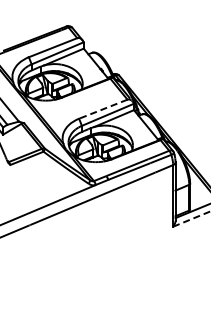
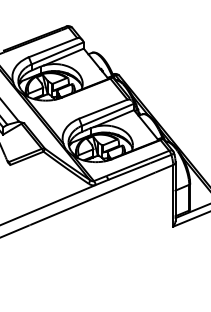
line: dashed -> solid (102, 109)
line: dashed -> solid (192, 218)
